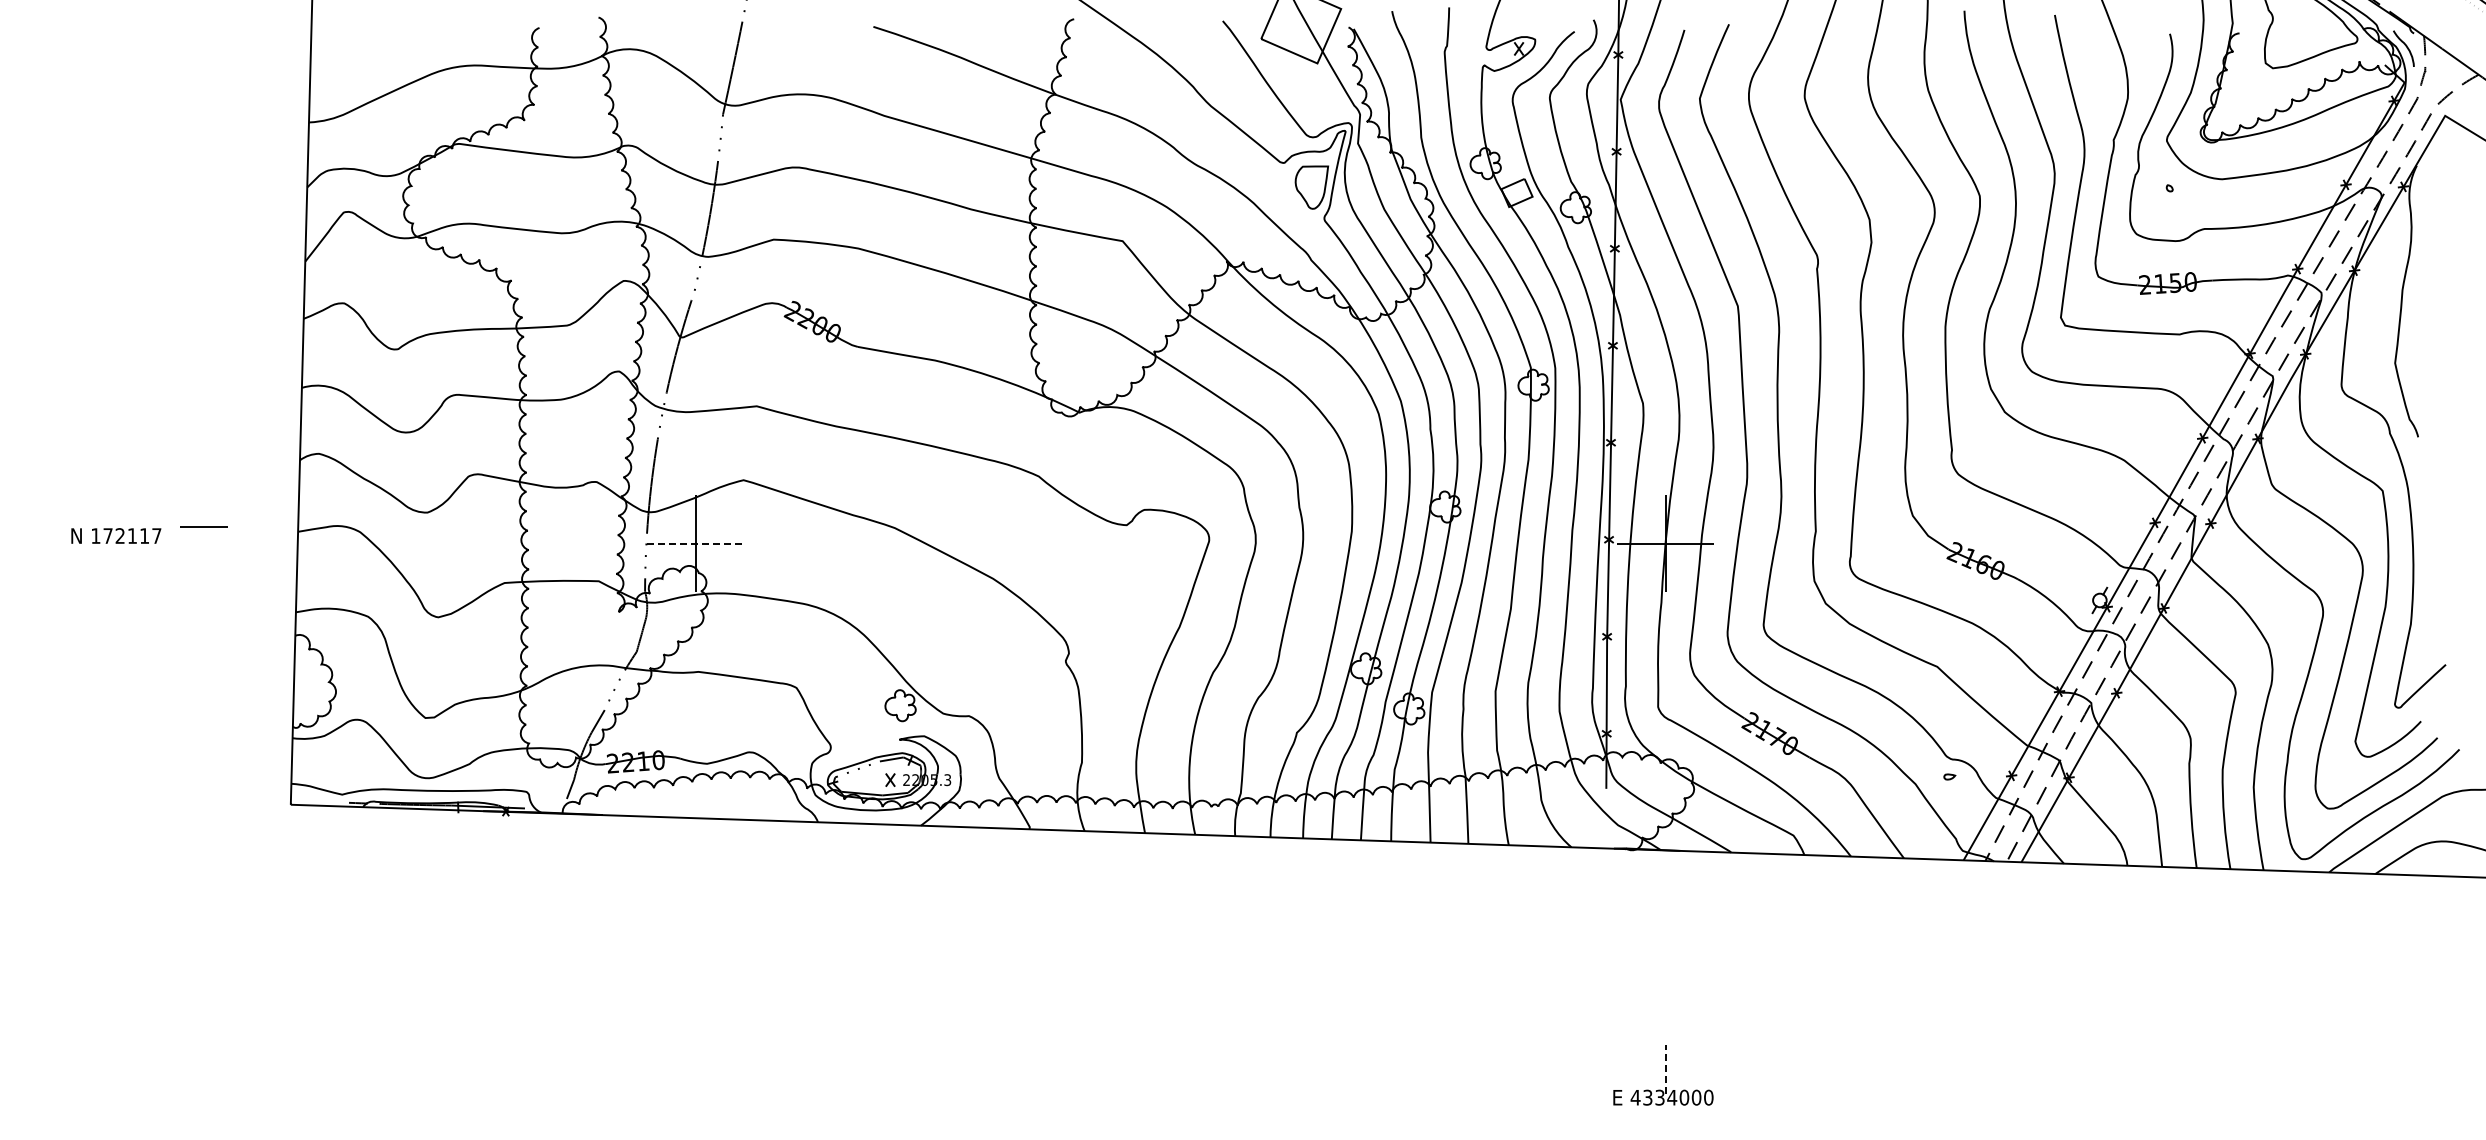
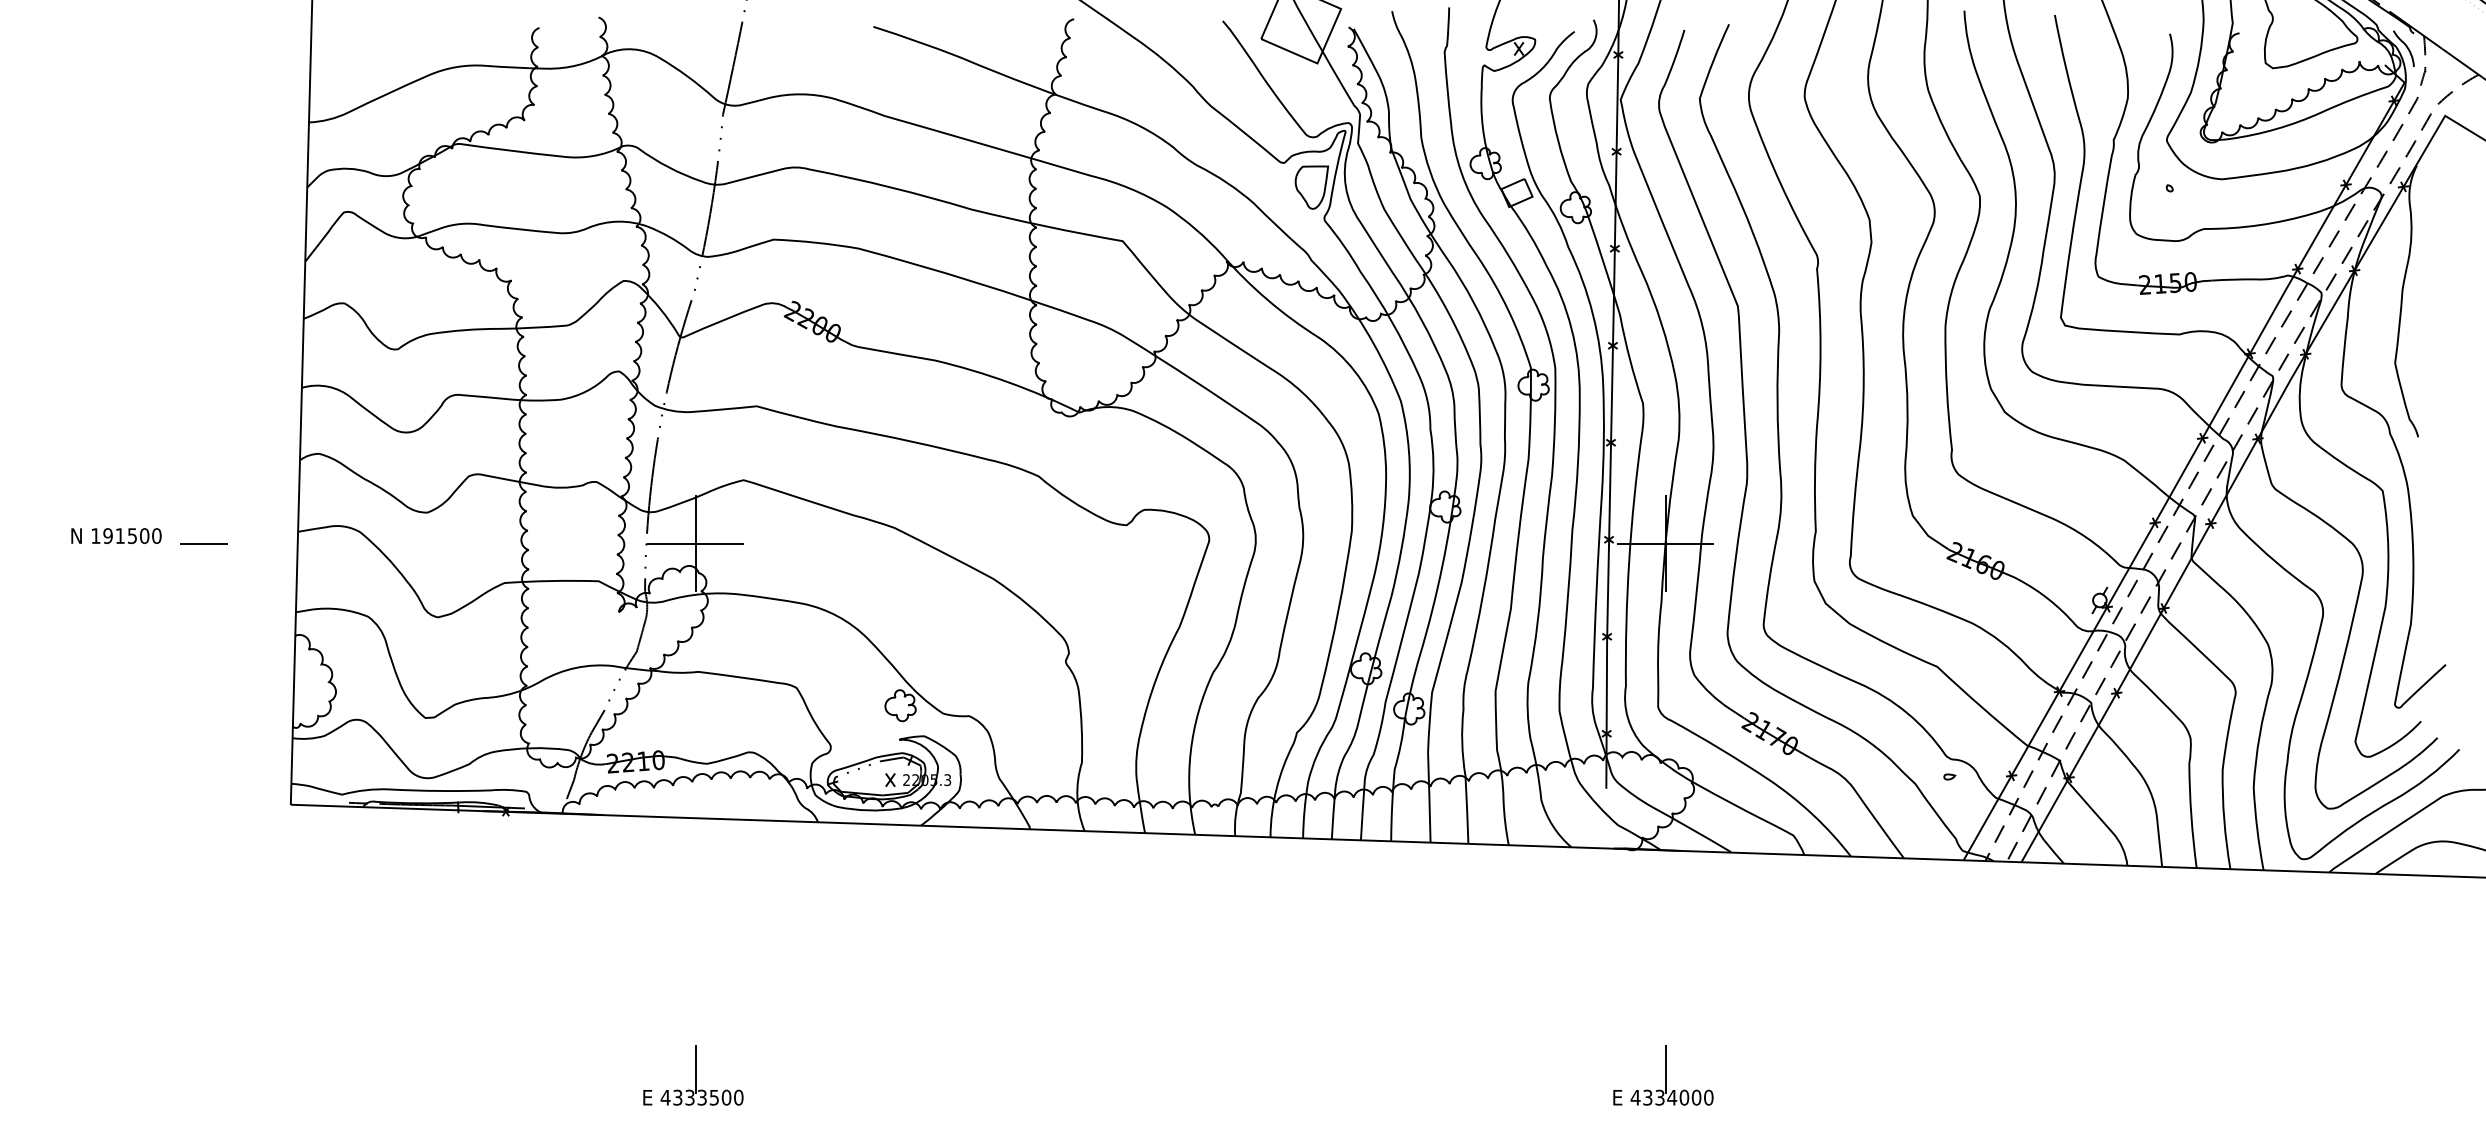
line position: (203, 526) -> (203, 543) (203, 543)
text: 172117 -> 191500 (132, 536)
line: dashed -> solid (695, 543)
line: dashed -> solid (1665, 1069)
part: none -> present (693, 1075)
